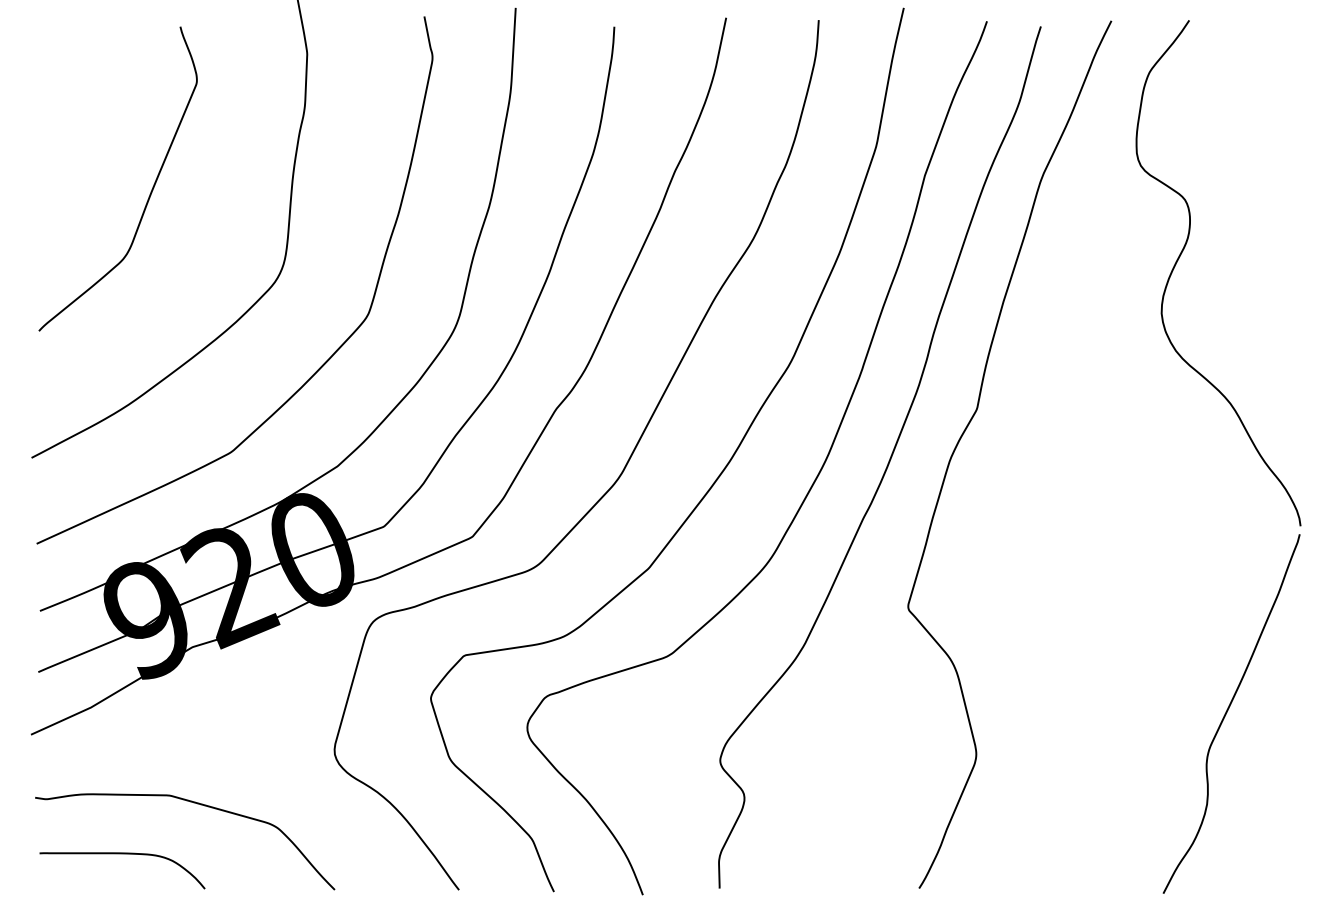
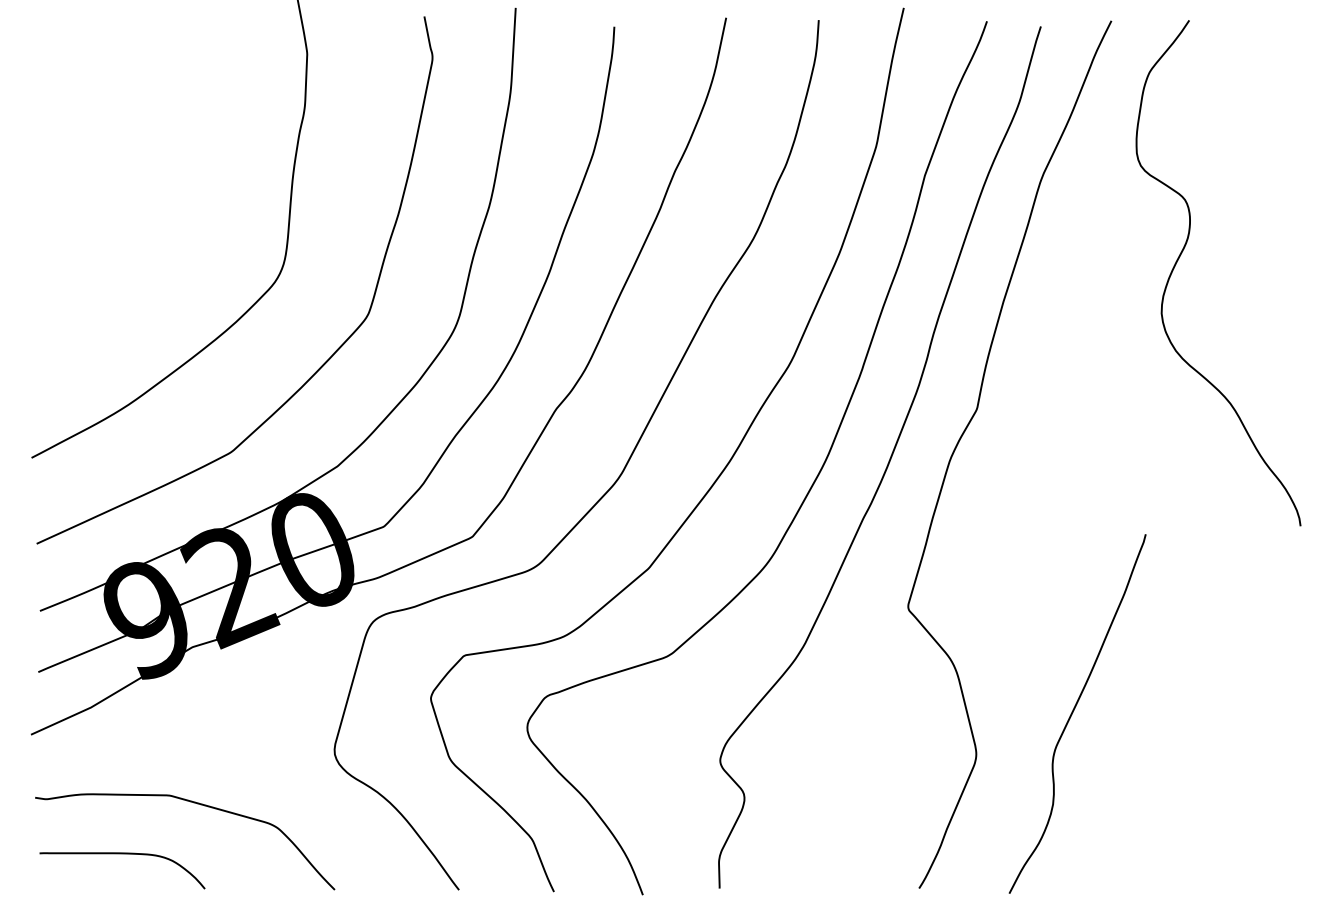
curve: present -> none (150, 191)
curve position: (1227, 712) -> (1073, 712) (1073, 712)
